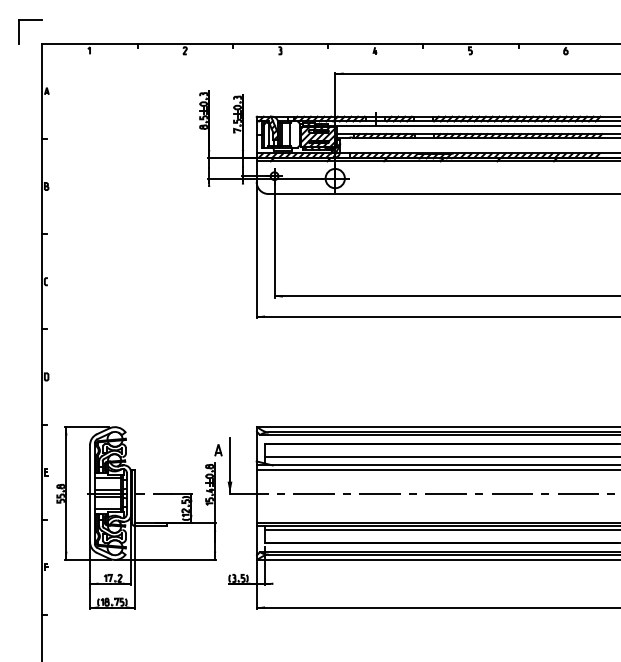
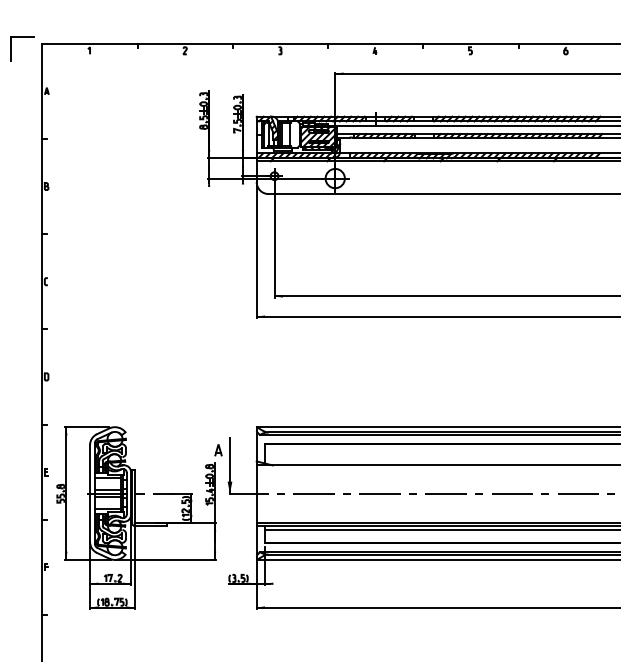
part position: (30, 20) -> (22, 37) (22, 37)
line: present -> none (441, 457)
line: present -> none (436, 470)
